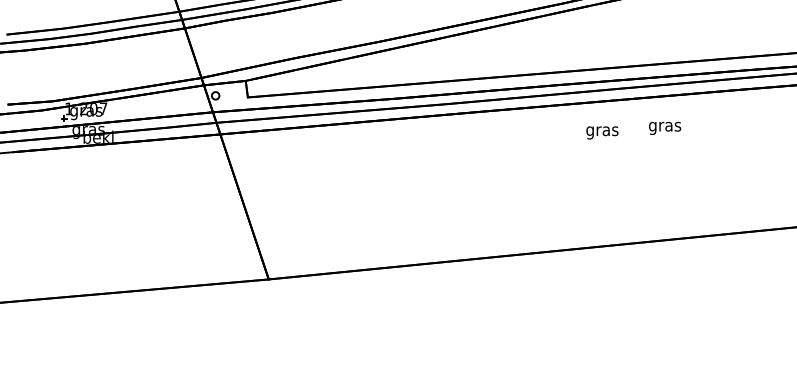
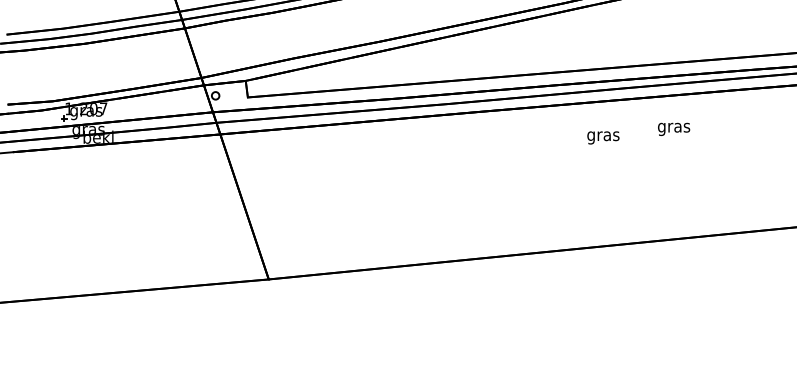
text position: (665, 127) -> (674, 128) (674, 128)
text position: (602, 132) -> (603, 137) (603, 137)
